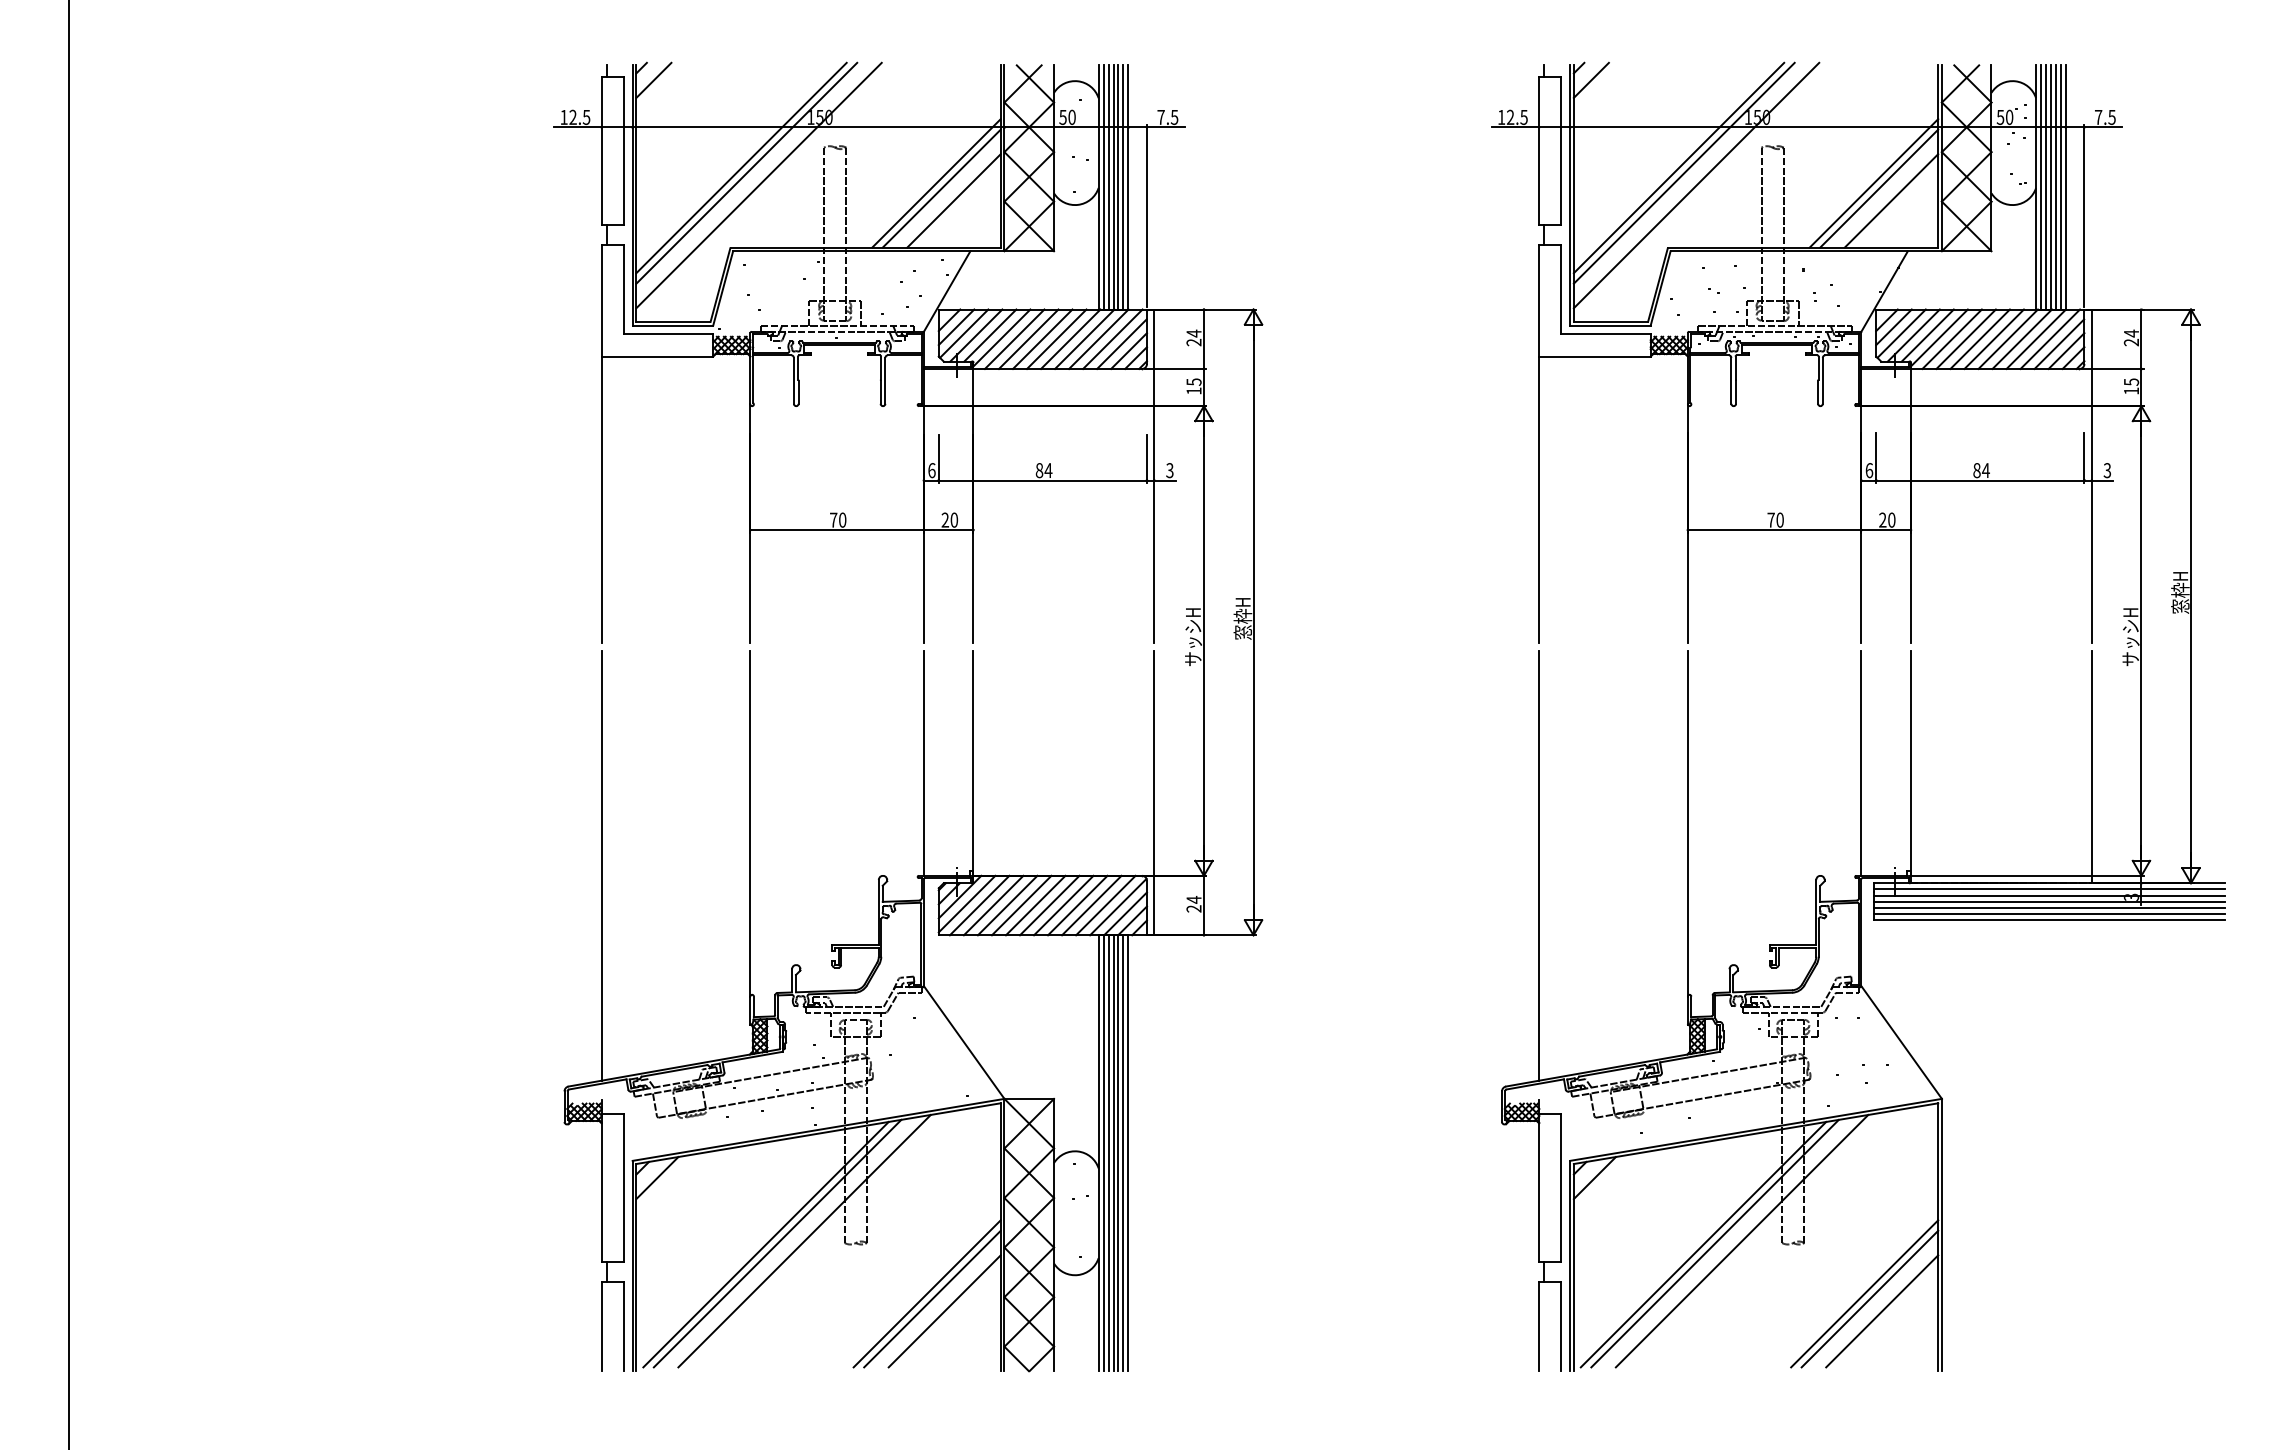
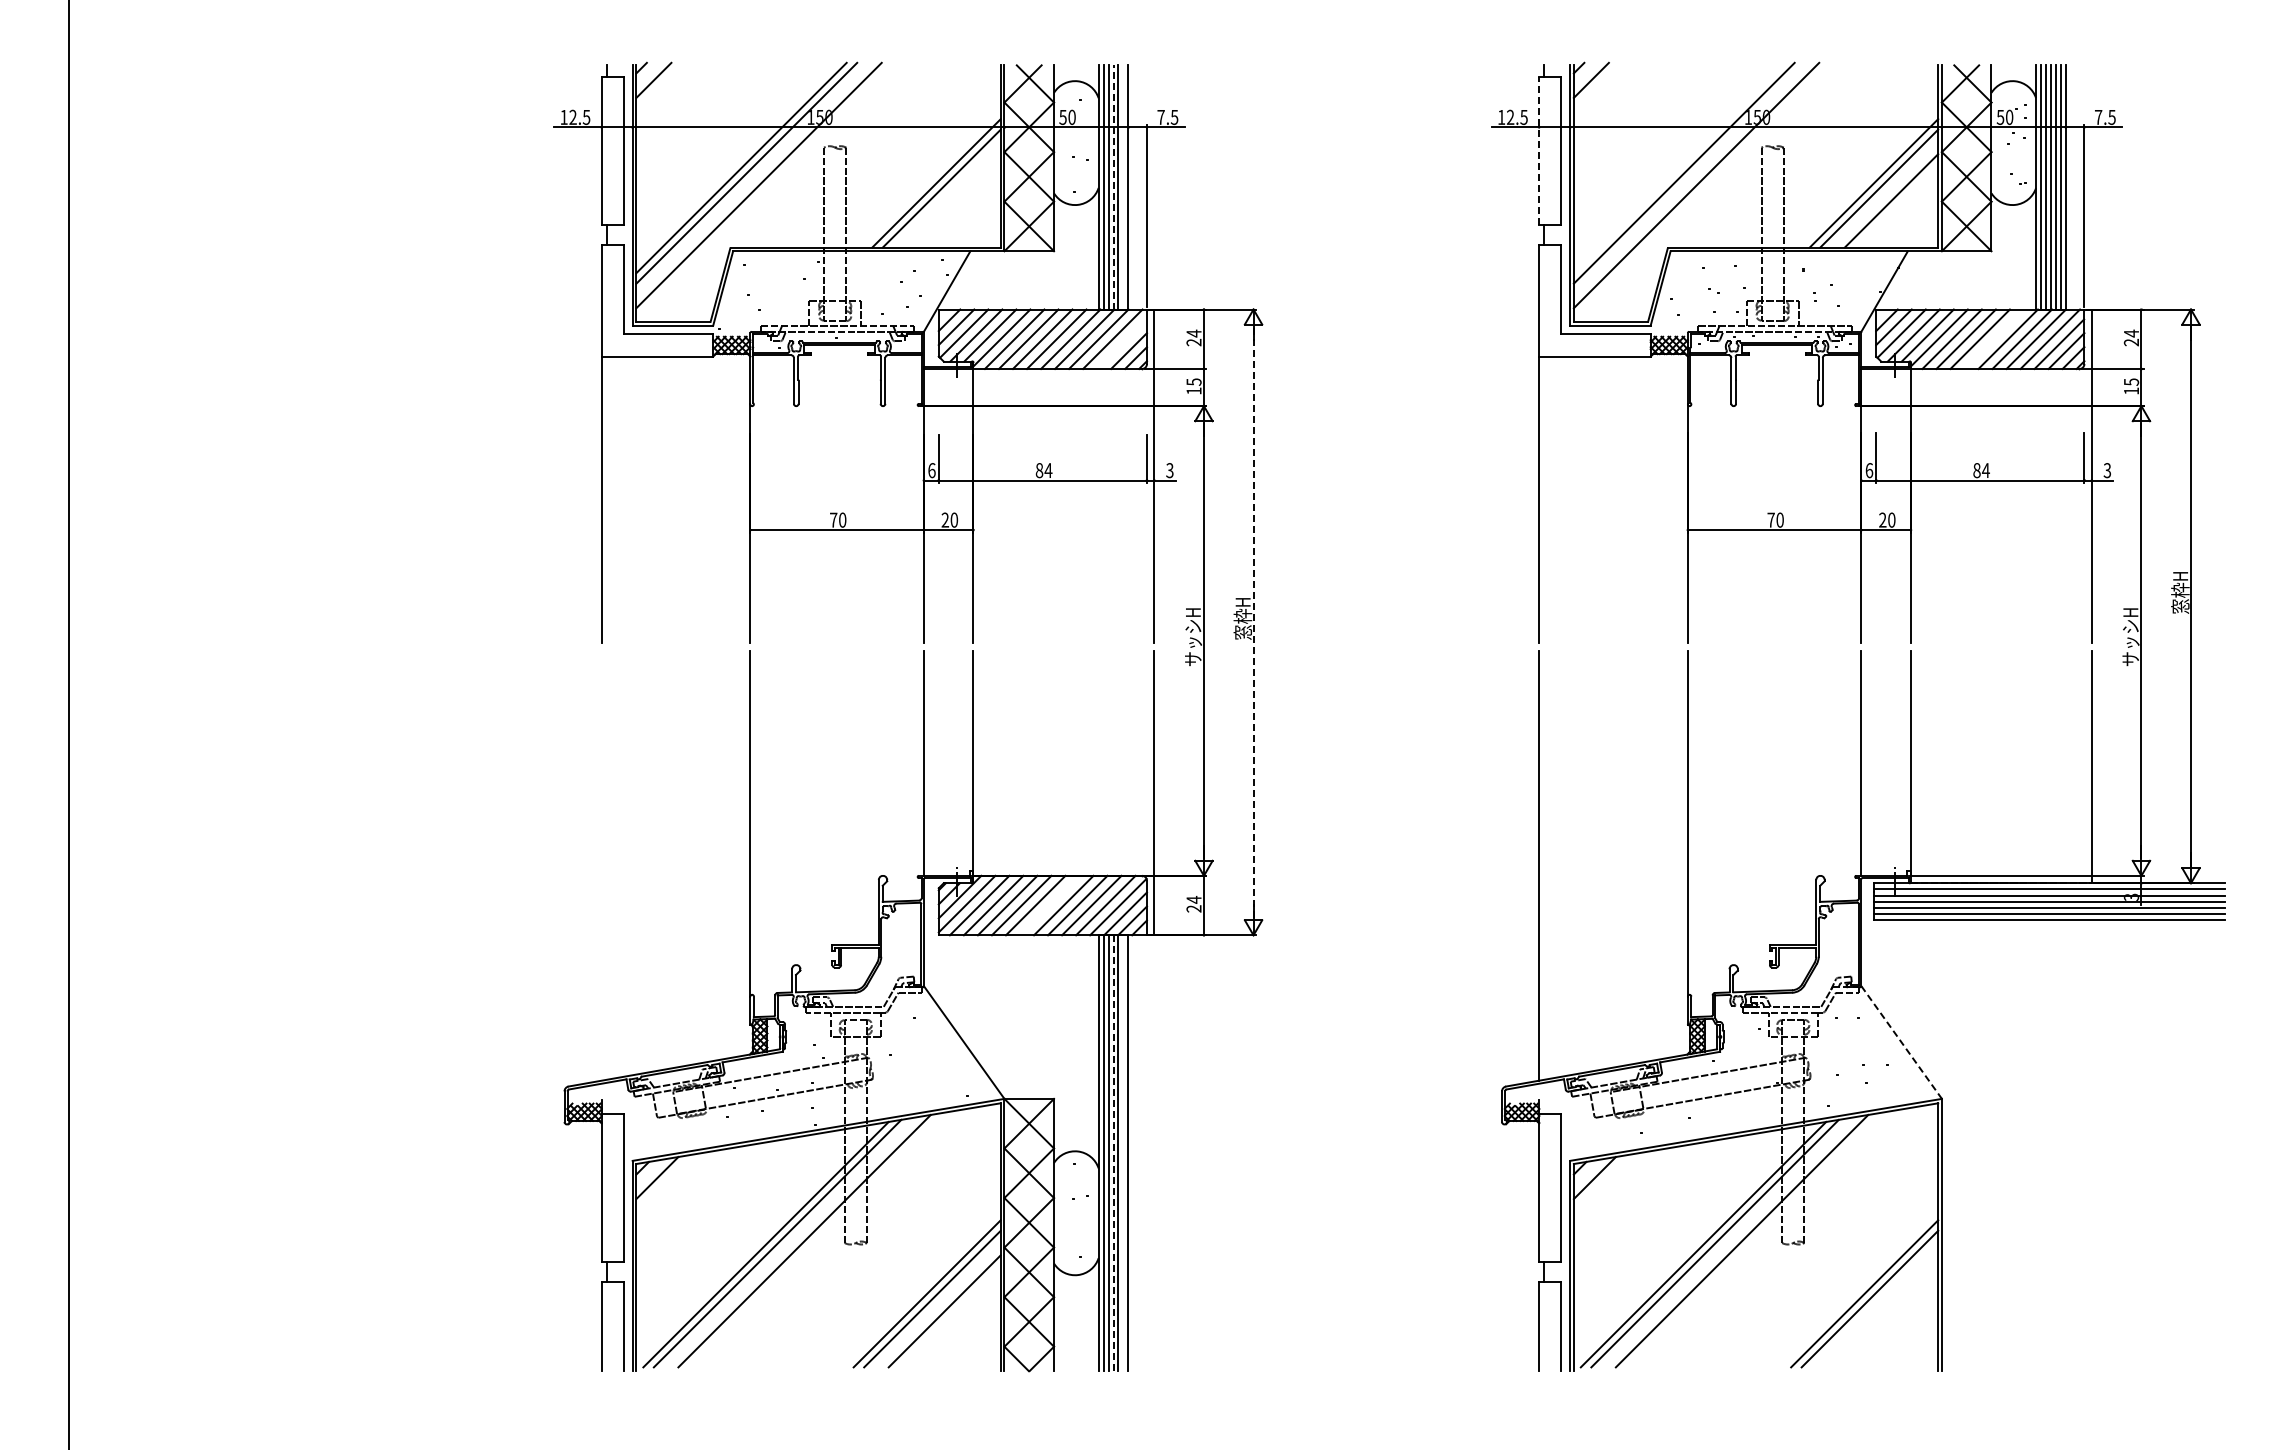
line: solid -> dashed (1539, 150)
line: present -> none (1678, 167)
line: solid -> dashed (1113, 186)
line: present -> none (1123, 187)
line: present -> none (953, 200)
line: present -> none (1993, 339)
line: present -> none (1121, 344)
line: solid -> dashed (1253, 622)
line: present -> none (601, 865)
line: present -> none (1049, 905)
line: solid -> dashed (1901, 1042)
line: solid -> dashed (1113, 1153)
line: present -> none (1123, 1153)
line: present -> none (1882, 1311)
